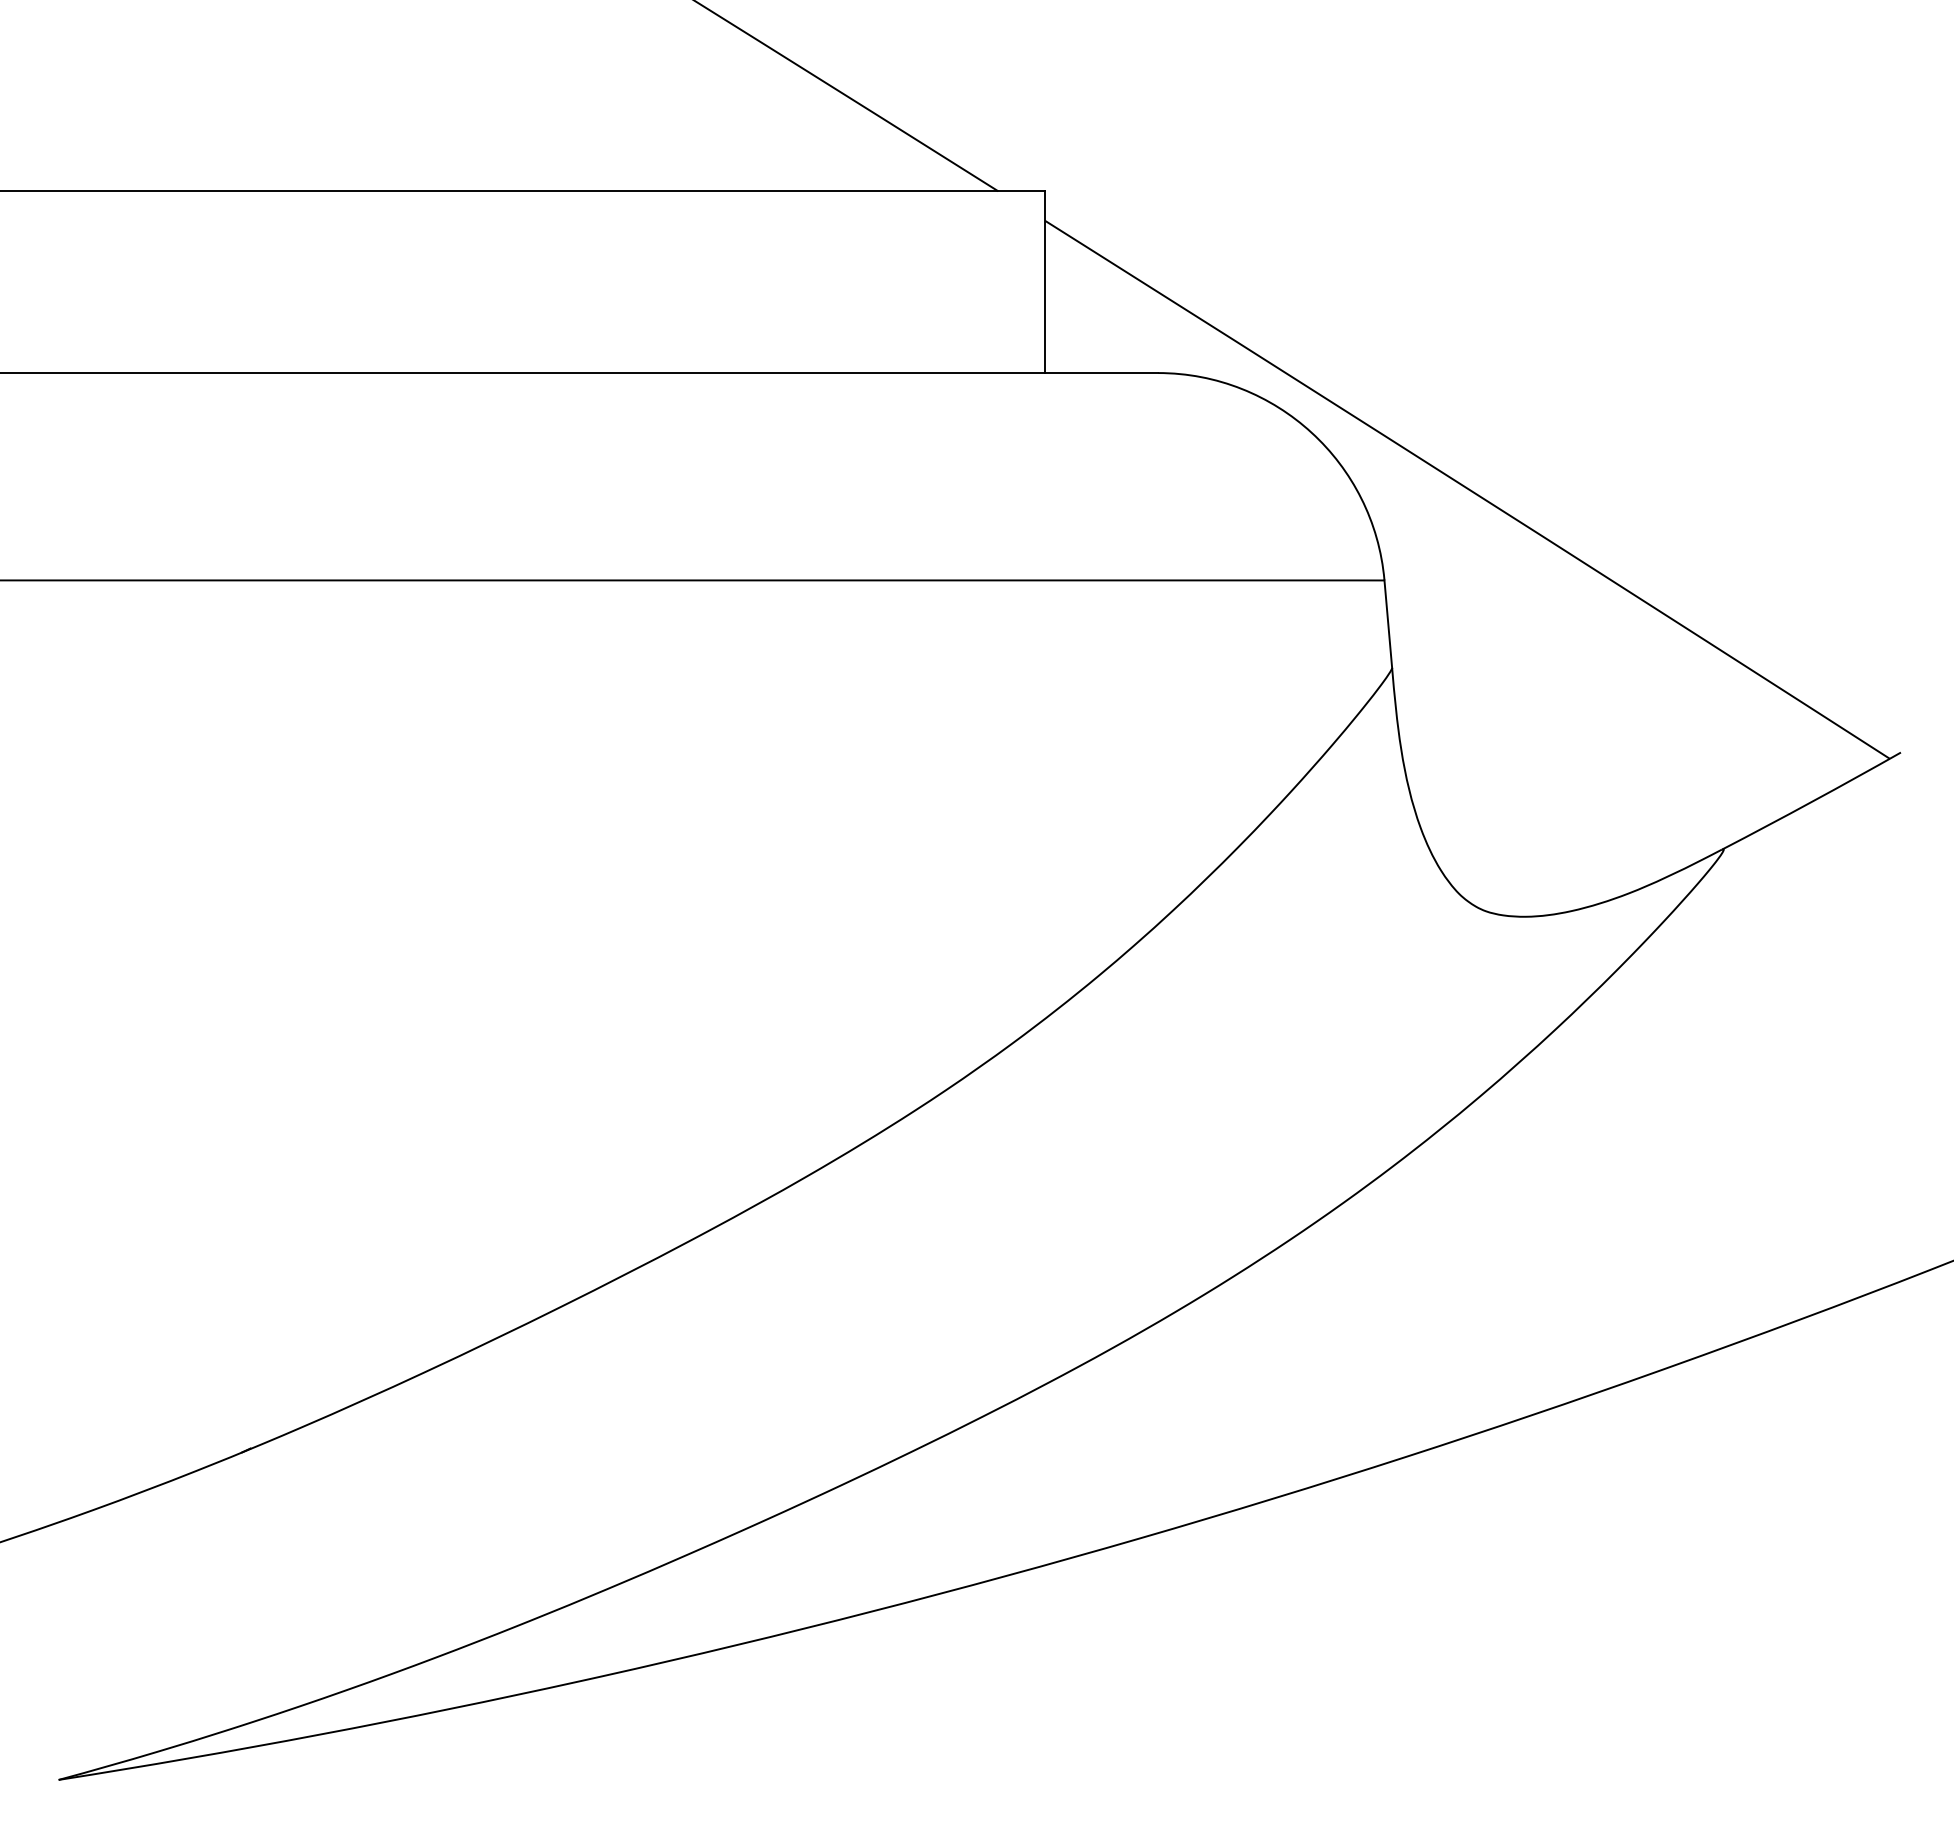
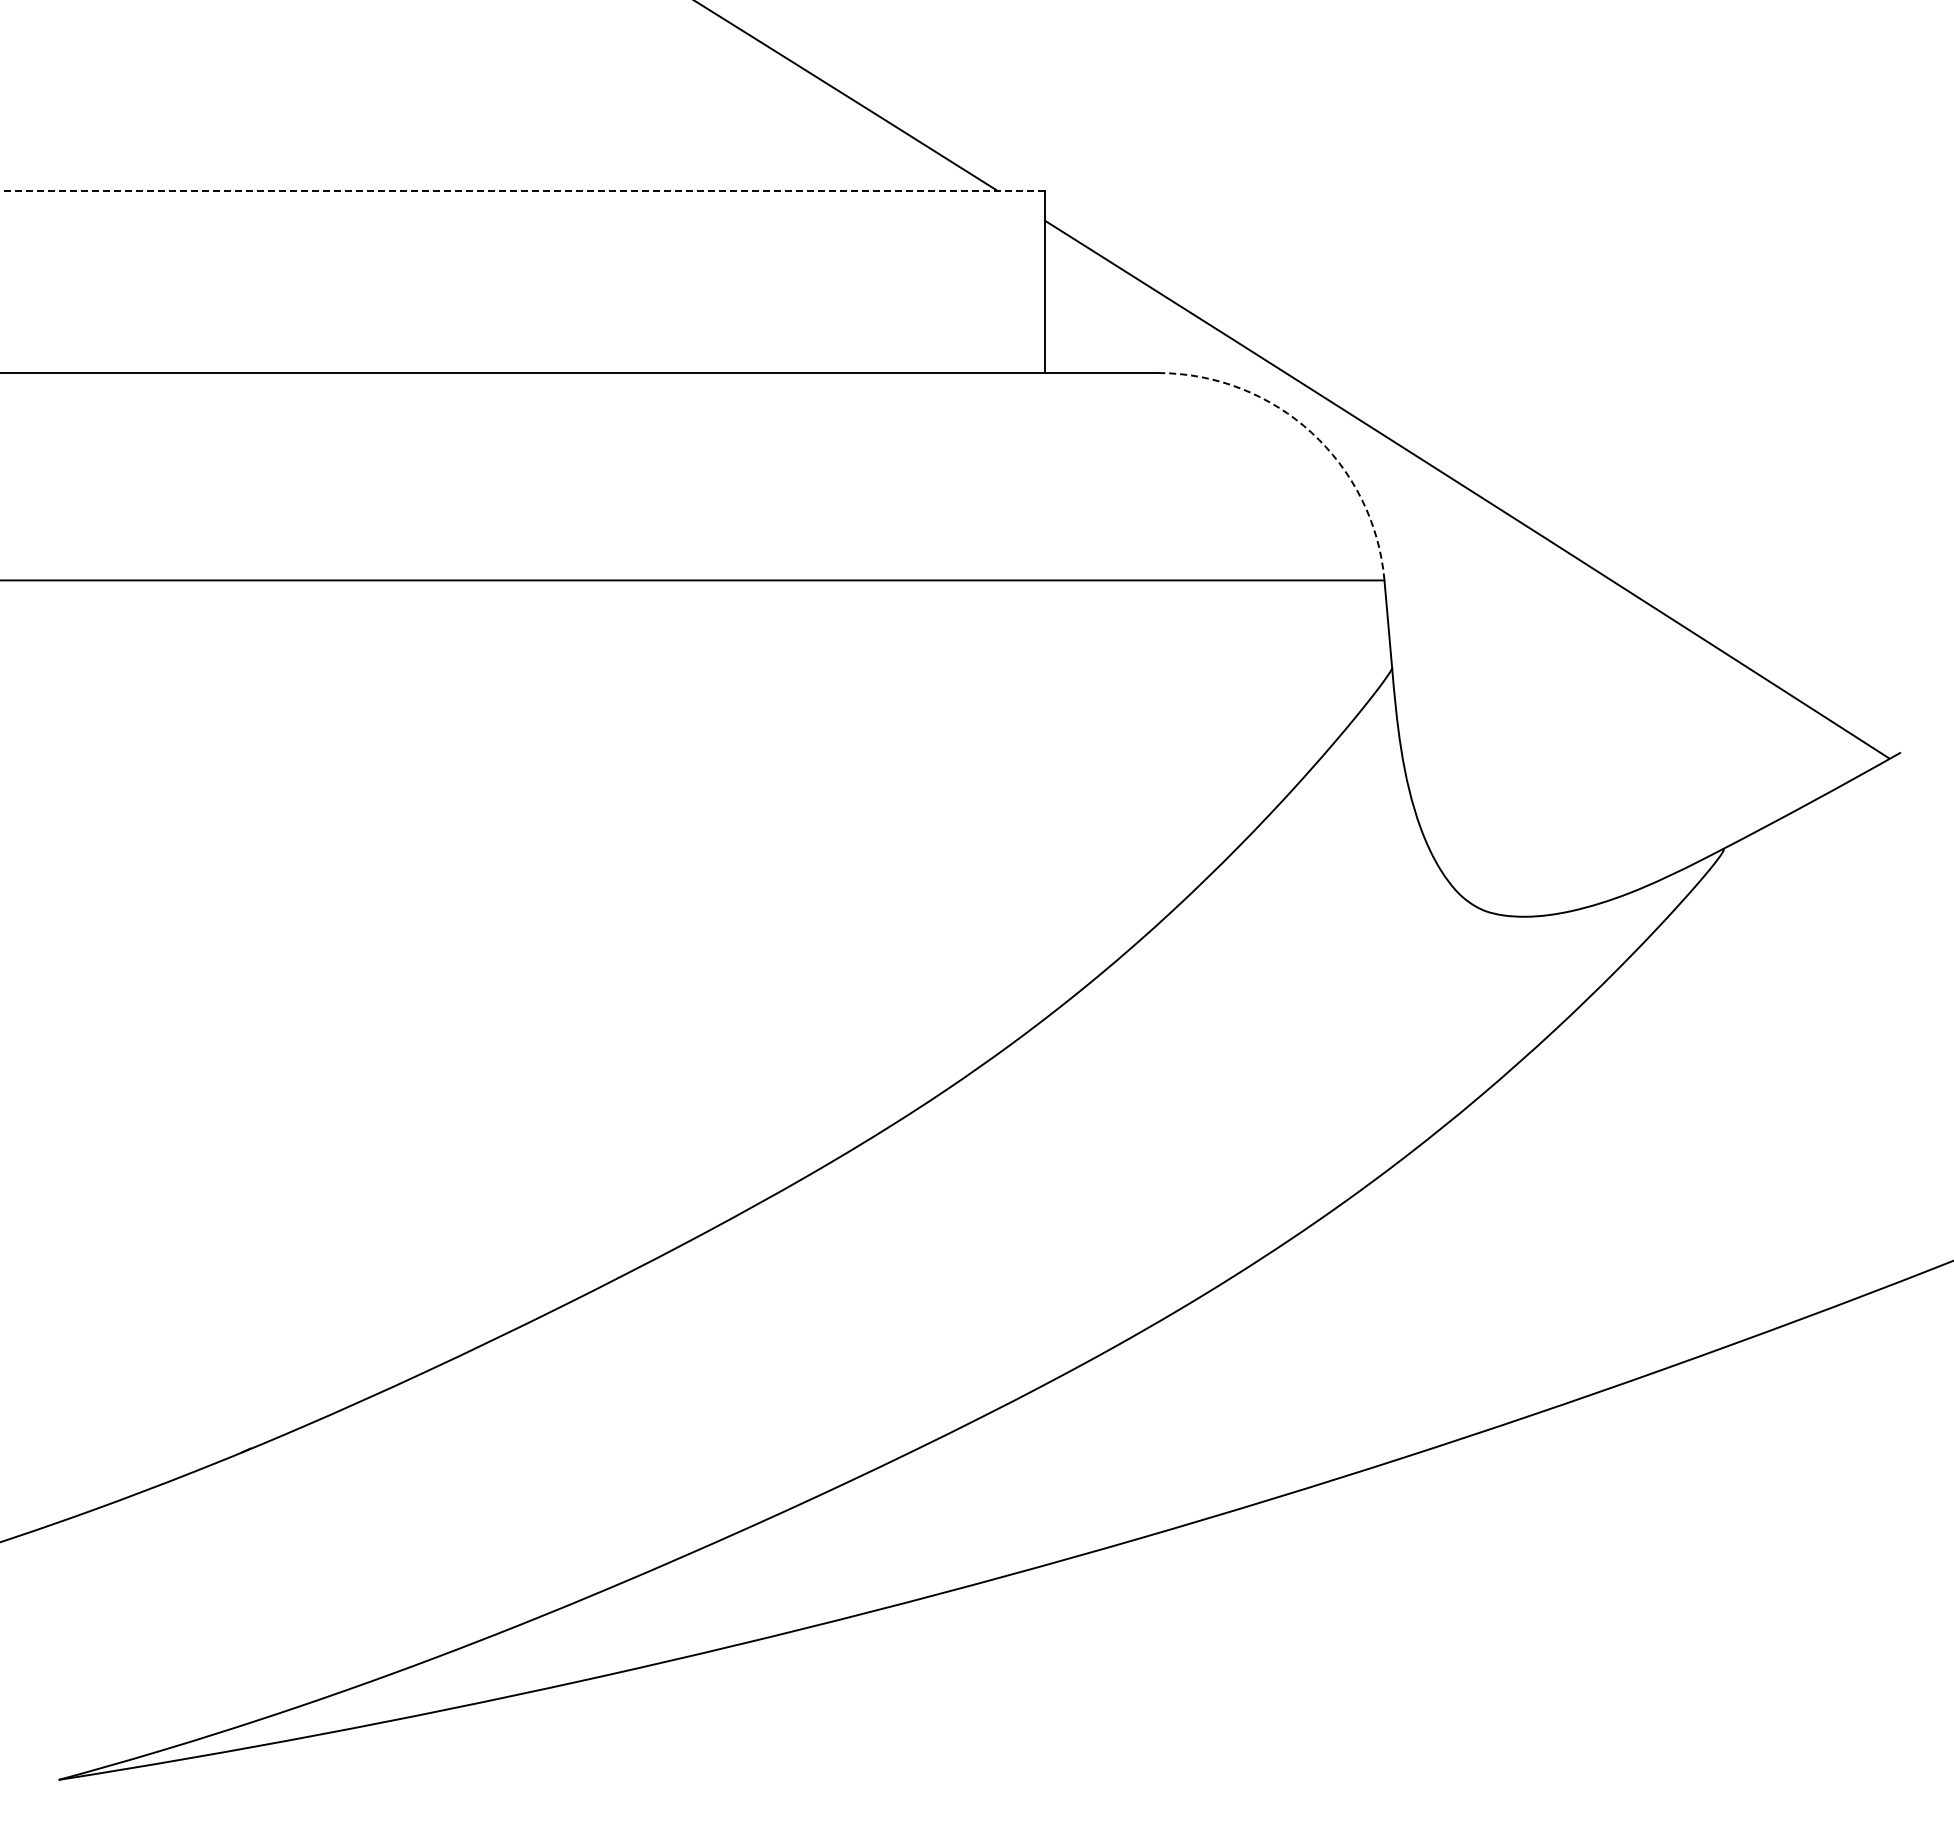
line: solid -> dashed (522, 191)
arc: solid -> dashed (1311, 432)
